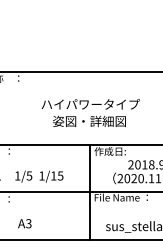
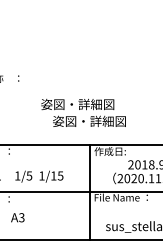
line: present -> none (80, 72)
text: ハイパワータイプ -> 姿図・詳細図 (90, 104)
text position: (24, 223) -> (17, 217) (17, 217)
